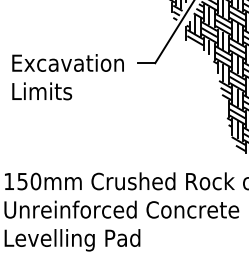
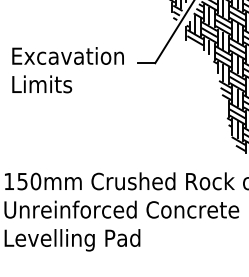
text position: (67, 77) -> (67, 70) (67, 70)
